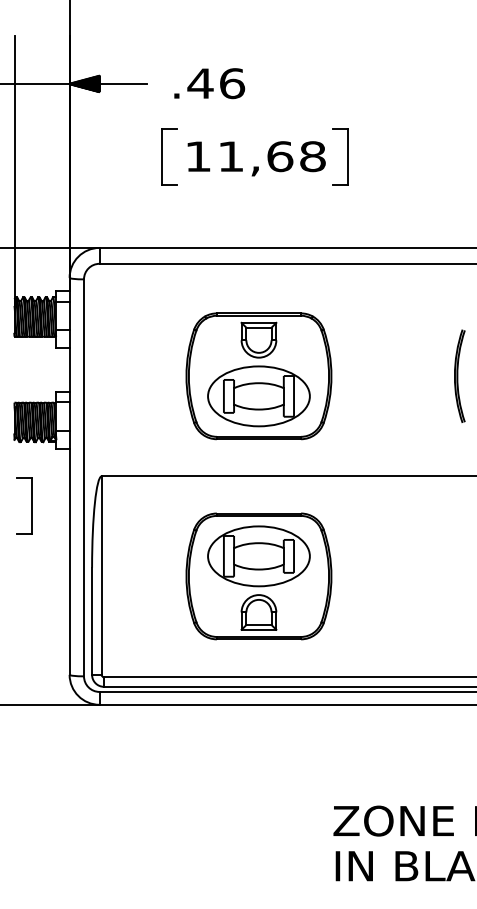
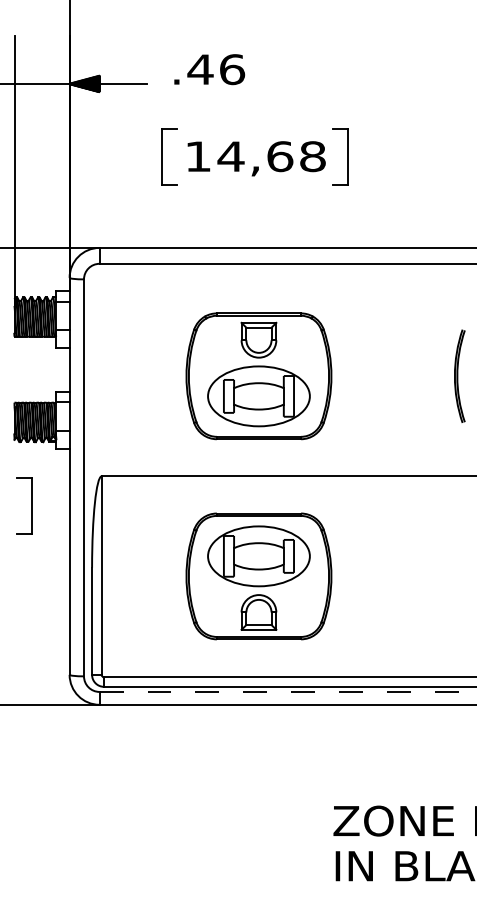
text position: (209, 83) -> (209, 69) (209, 69)
text: 11,68 -> 14,68 (230, 156)
line: solid -> dashed (288, 691)
